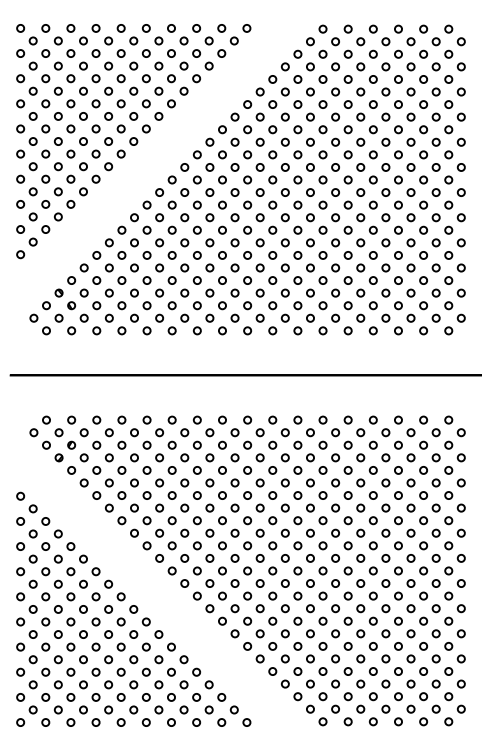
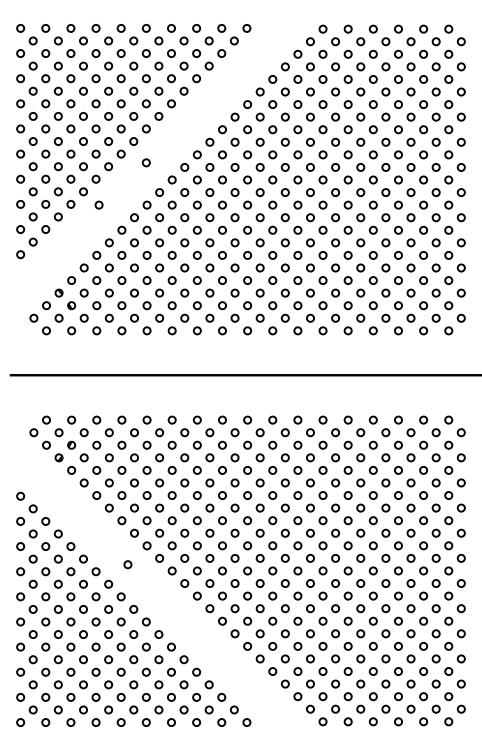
circle: none -> present (145, 162)
circle: none -> present (98, 204)
circle: none -> present (127, 564)
